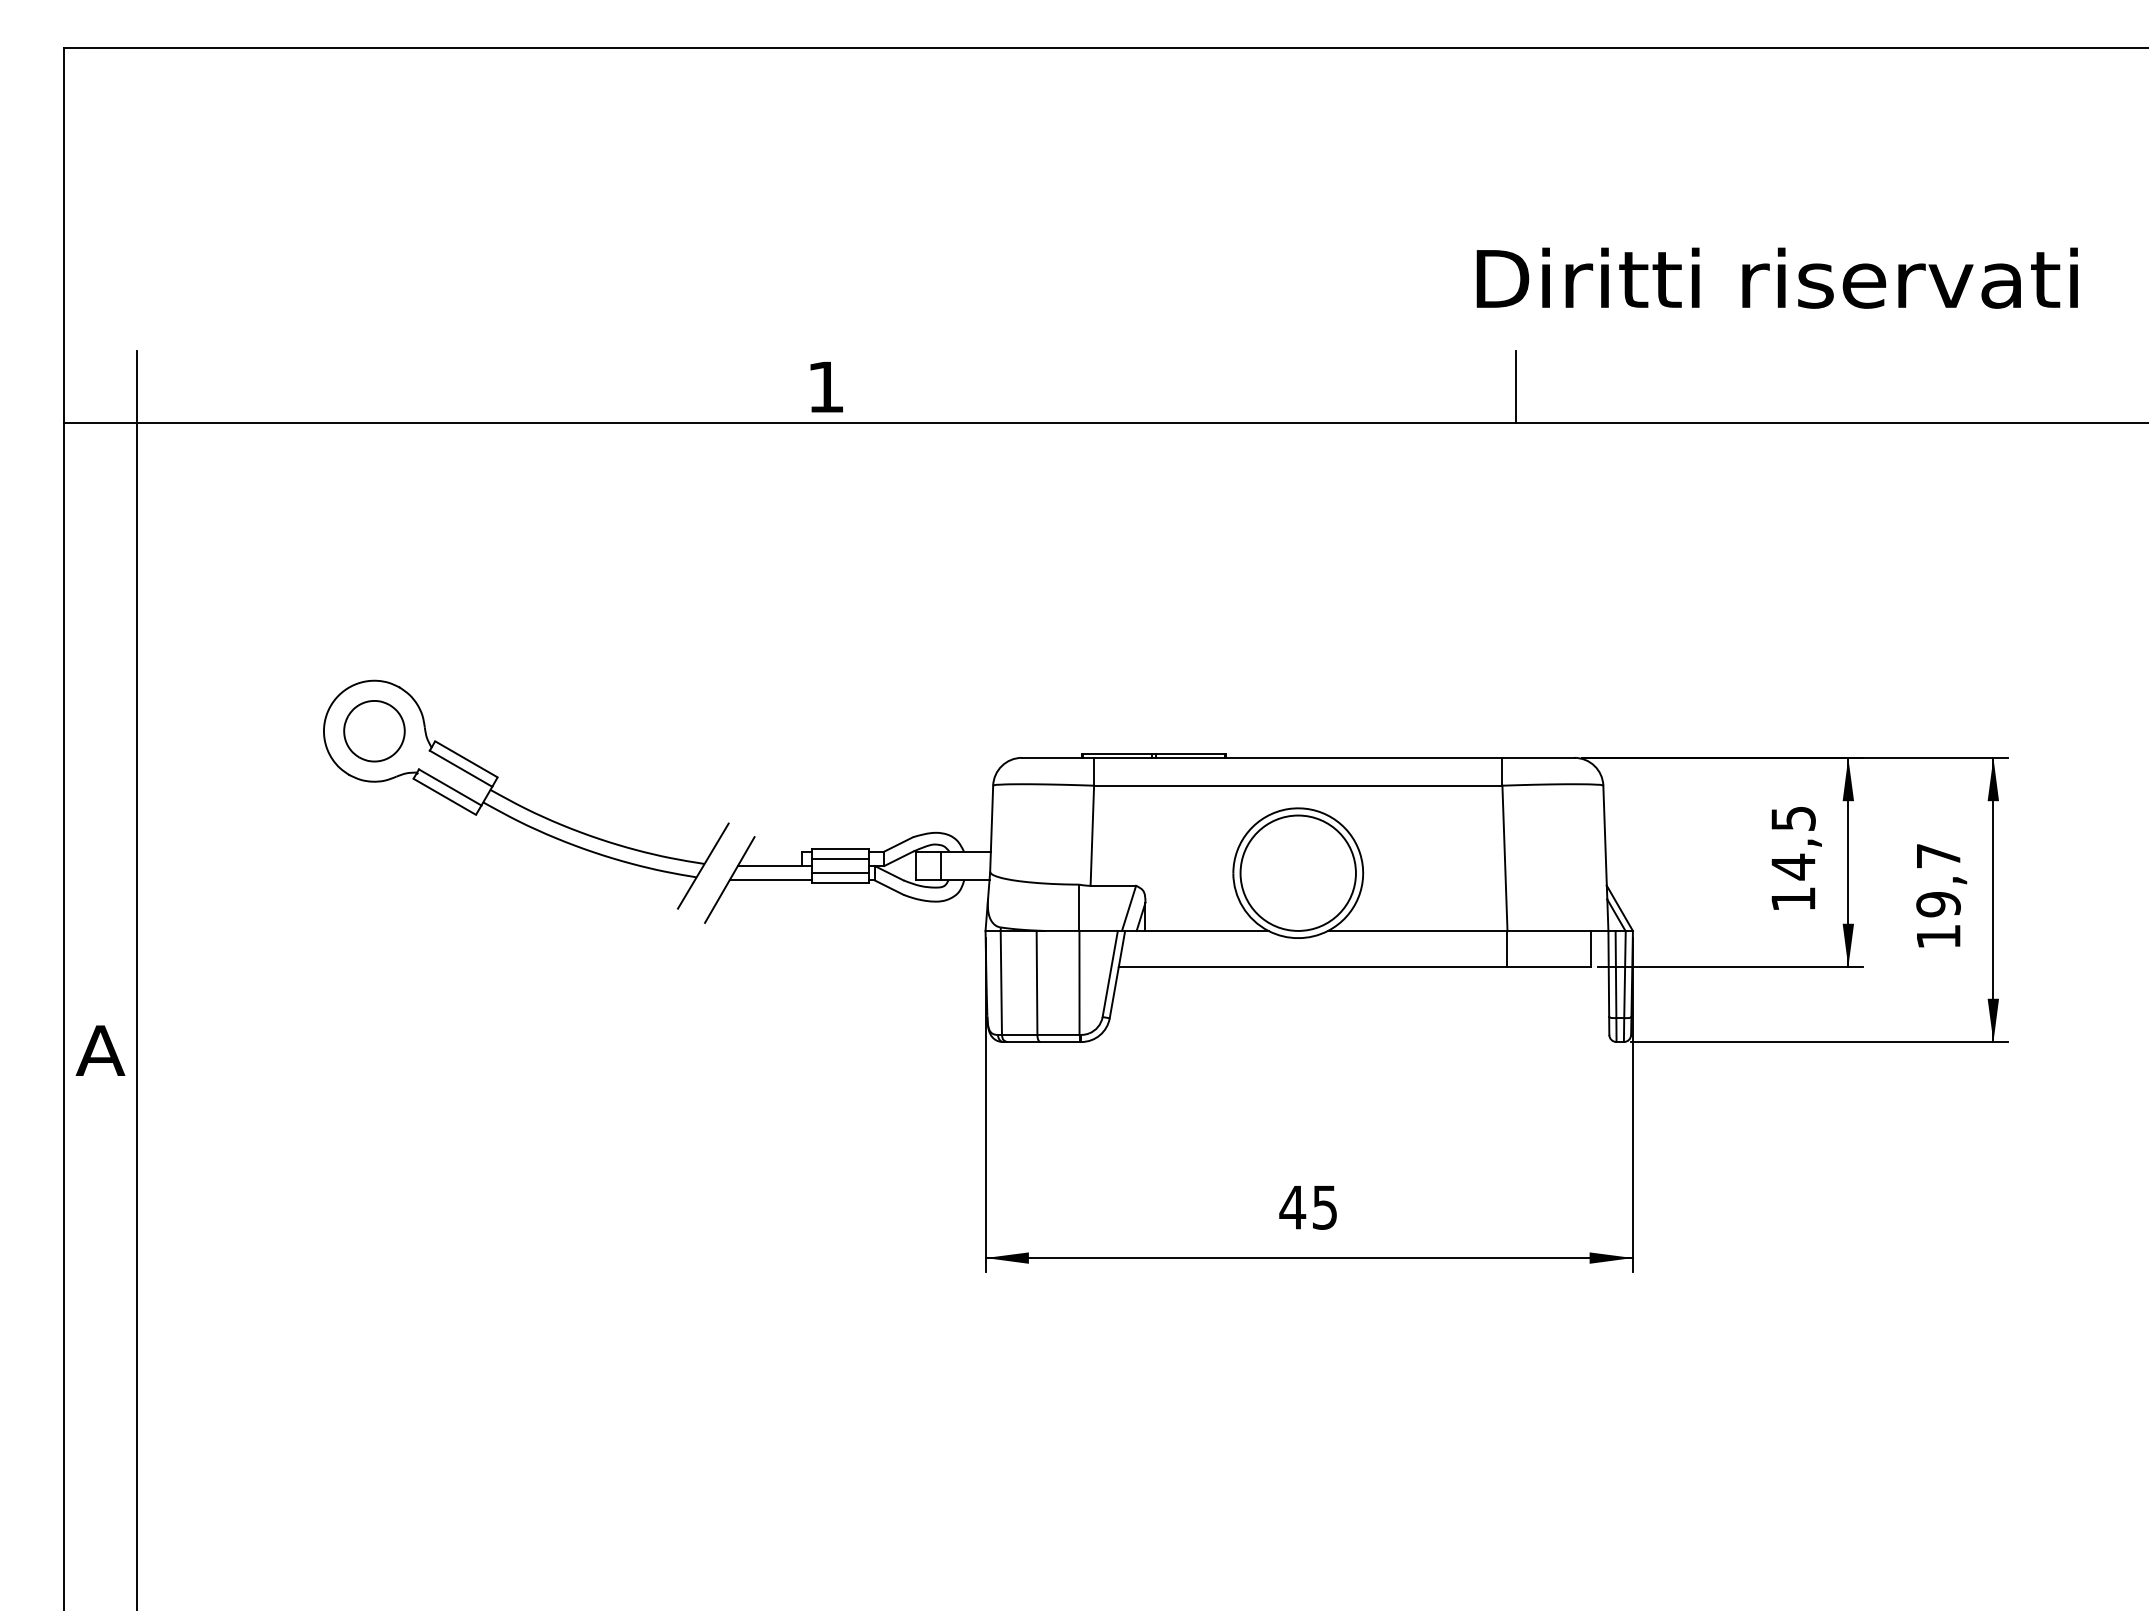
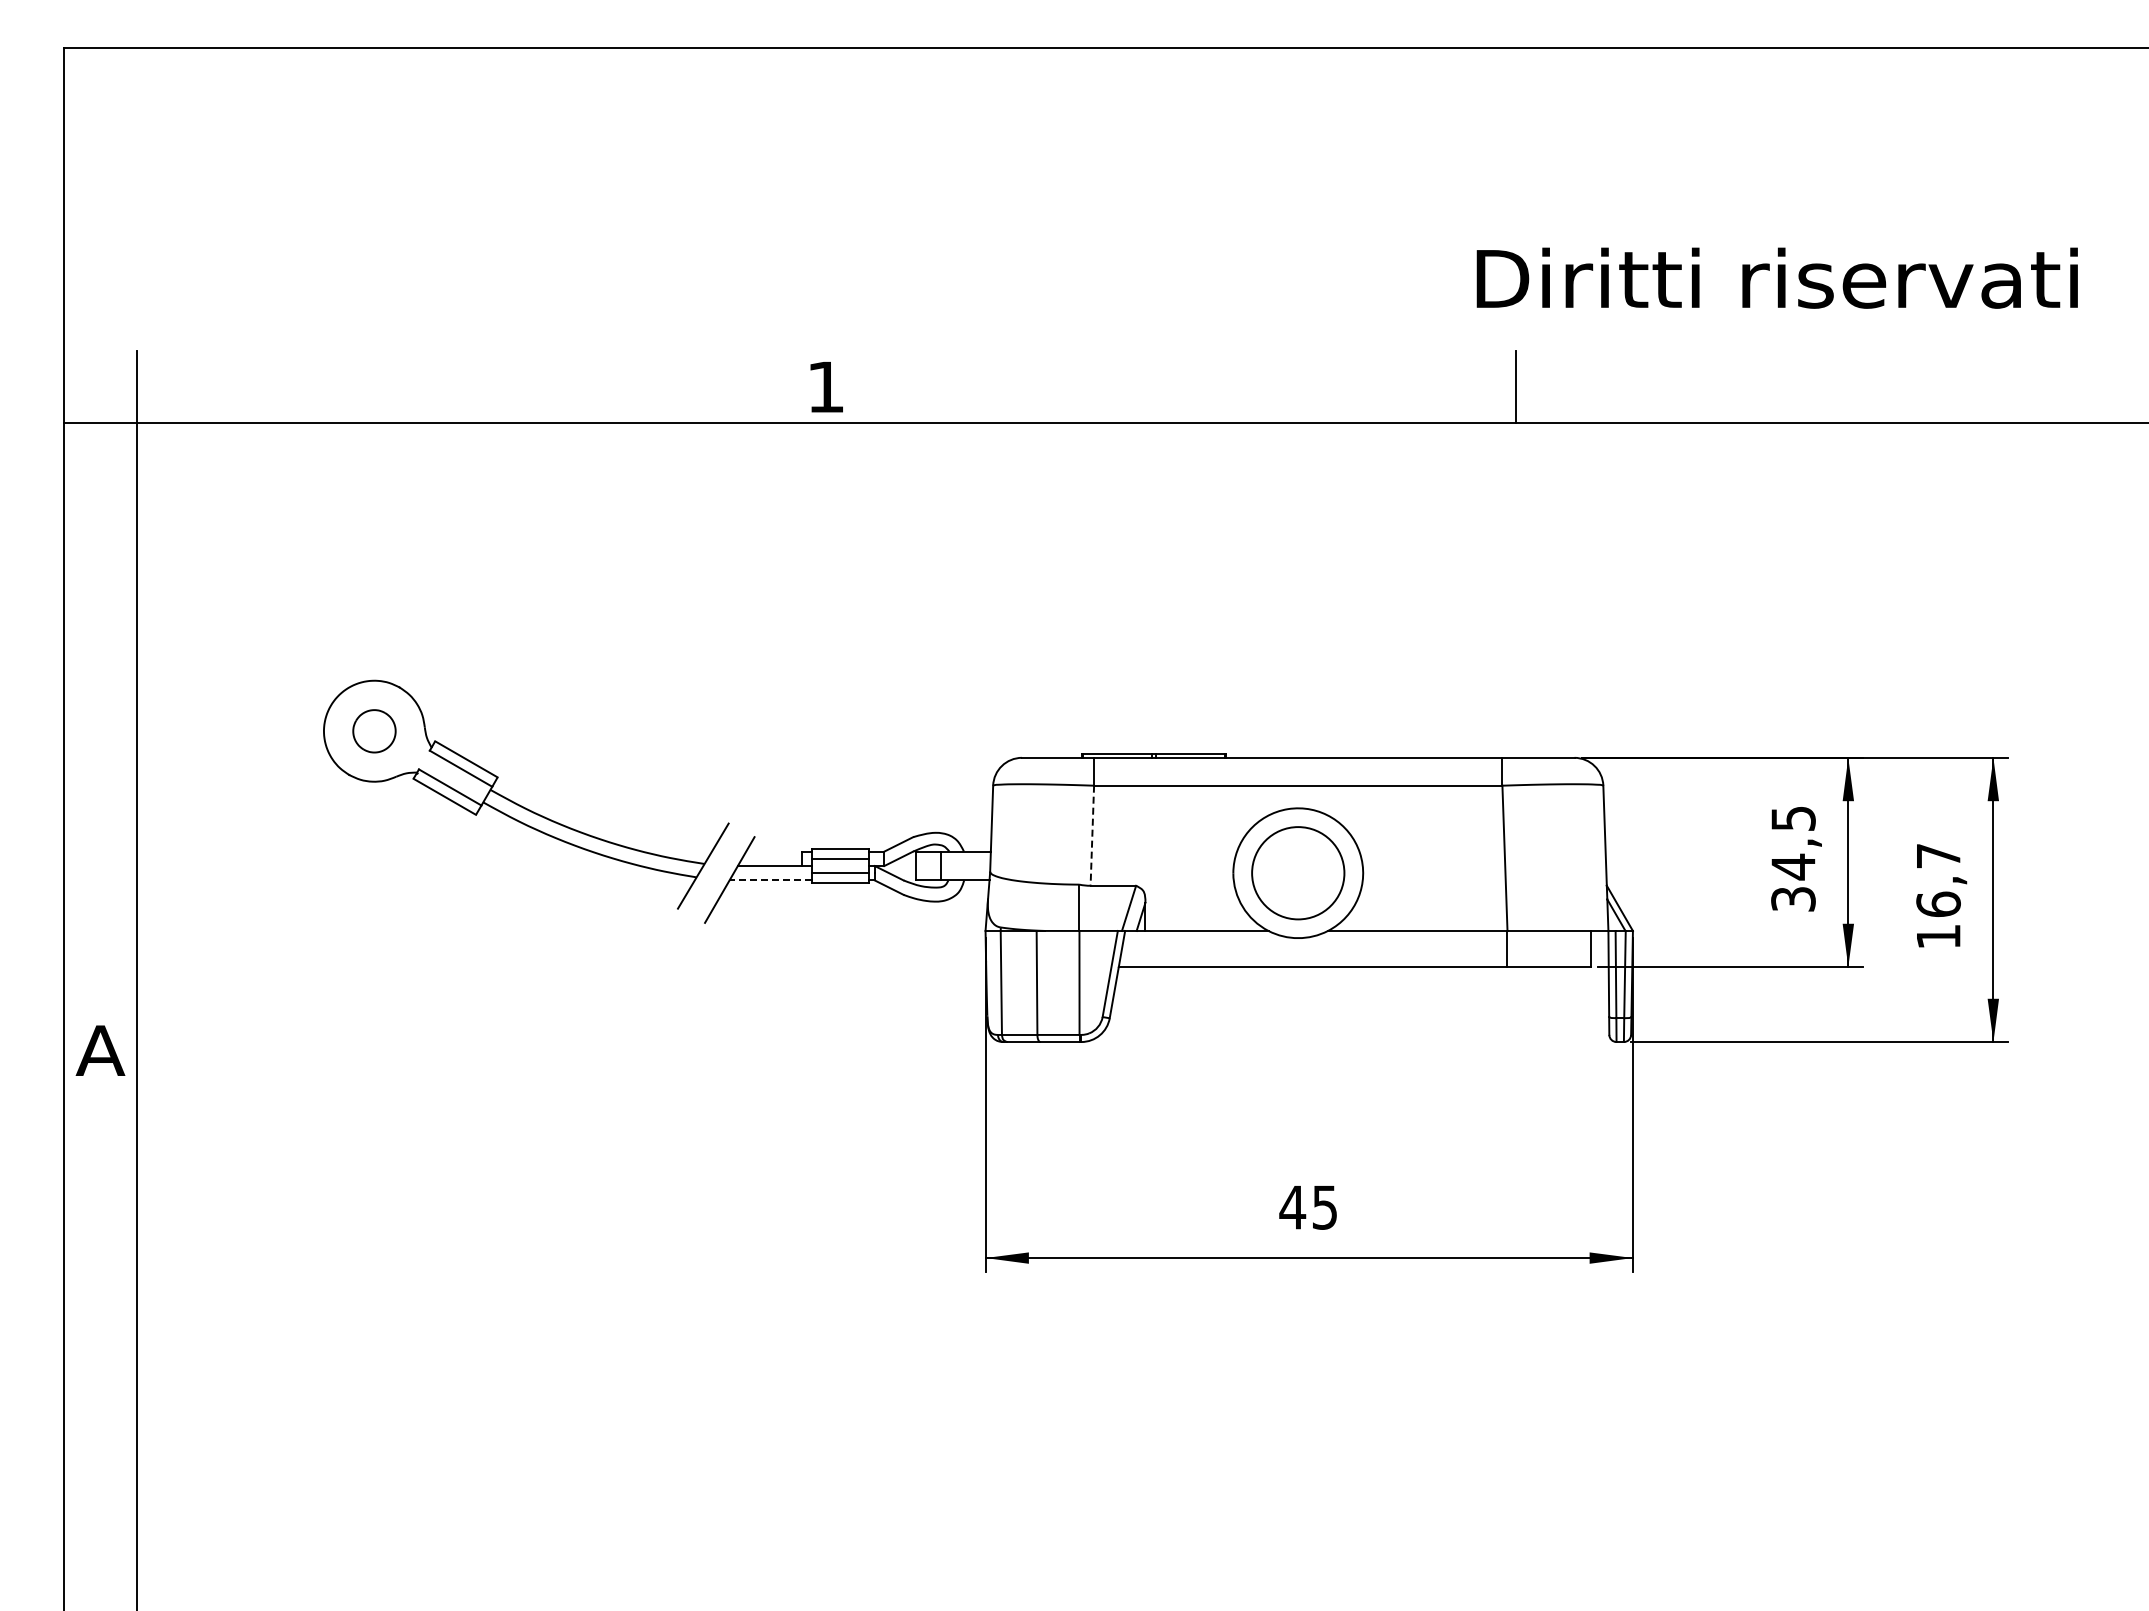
part size: 63x63 px -> 45x45 px (374, 731)
line: solid -> dashed (1092, 836)
circle diameter: 115 px -> 92 px (1298, 873)
line: solid -> dashed (770, 880)
text: 14,5 -> 34,5 (1793, 899)
text: 19,7 -> 16,7 (1938, 904)
